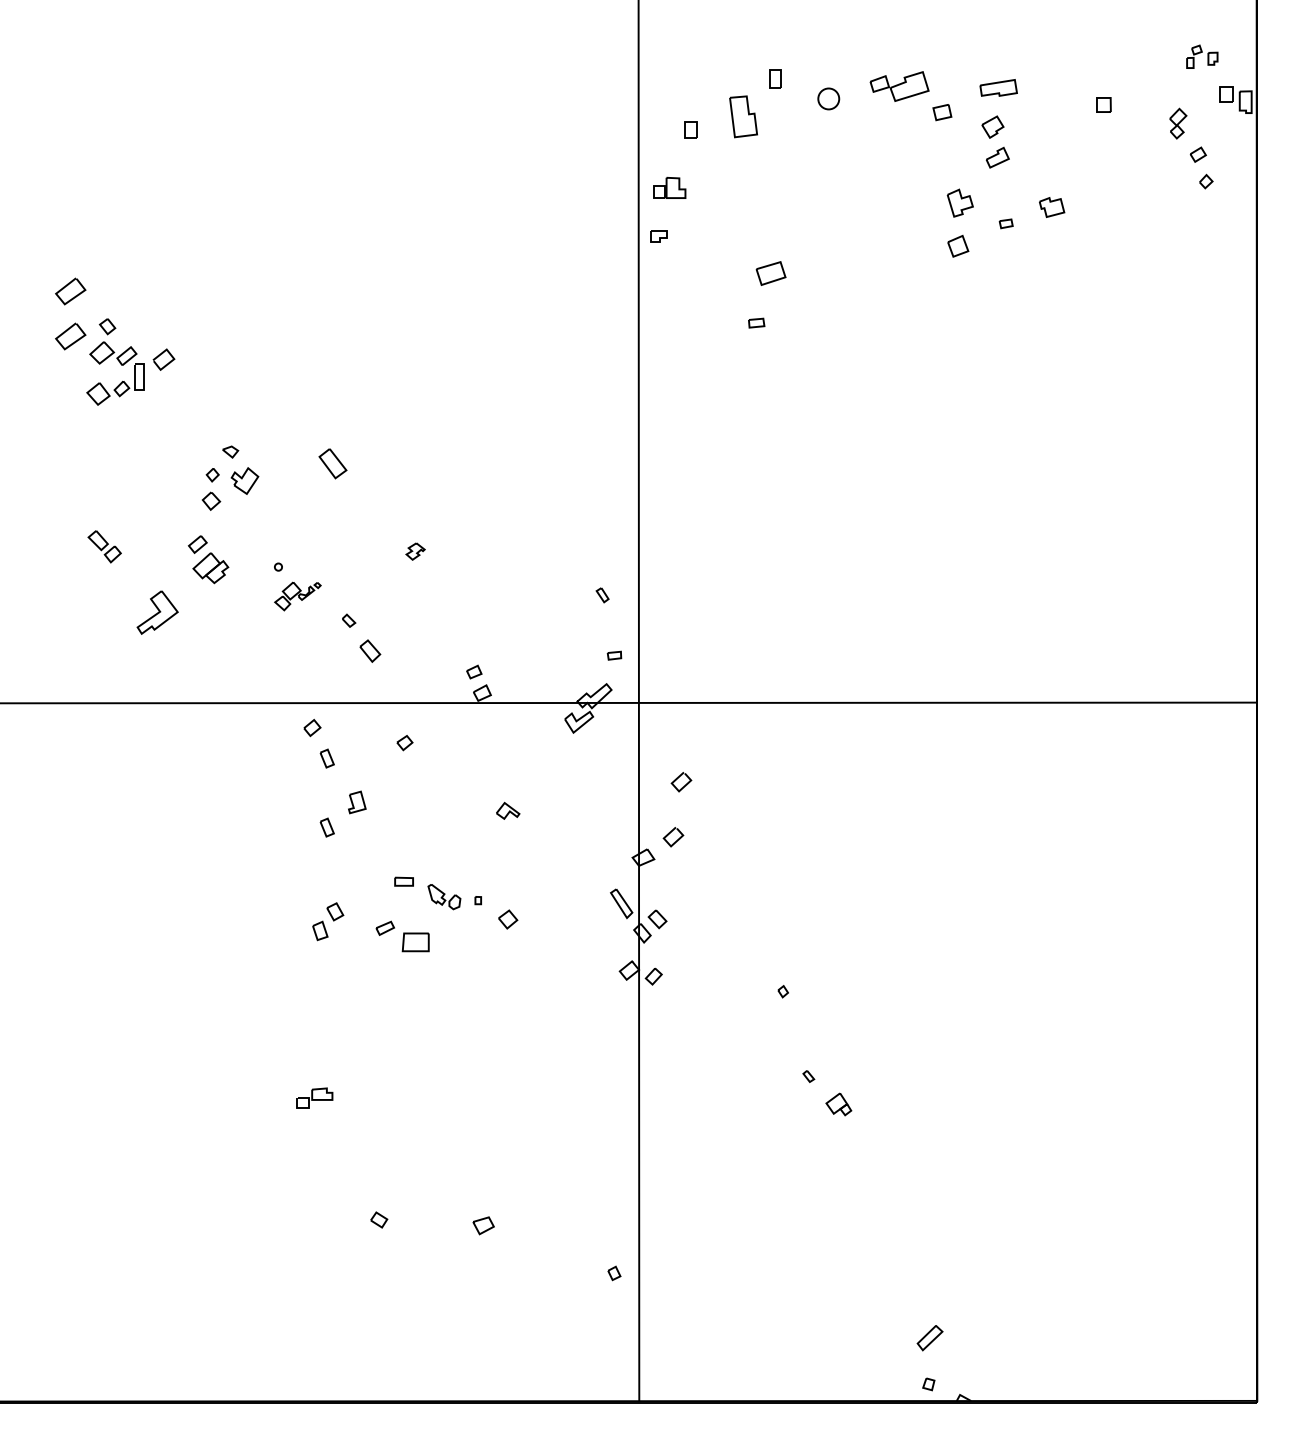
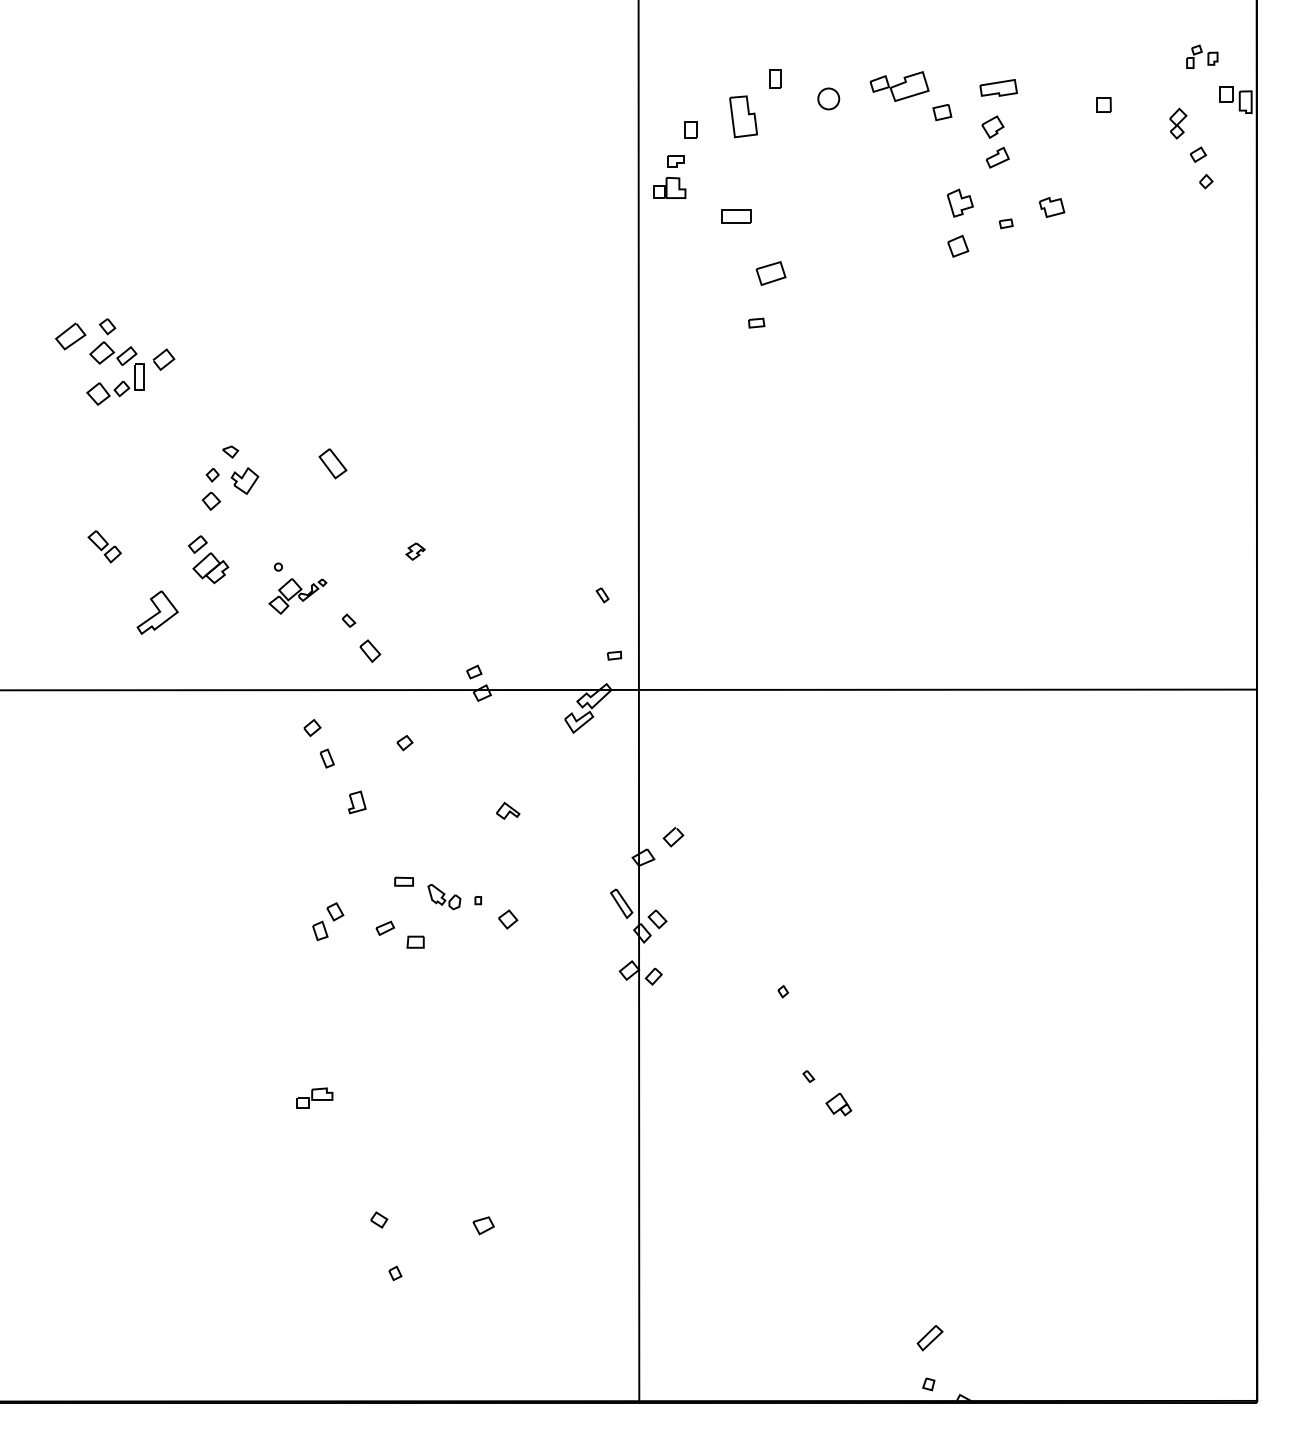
part: none -> present (736, 216)
part position: (658, 236) -> (675, 161) (675, 161)
line: present -> none (67, 286)
part size: 48x31 px -> 60x37 px (297, 596)
line position: (629, 702) -> (629, 689) (629, 689)
line: present -> none (684, 785)
line: present -> none (324, 828)
part size: 29x21 px -> 19x14 px (415, 941)
part position: (614, 1273) -> (395, 1273) (395, 1273)
